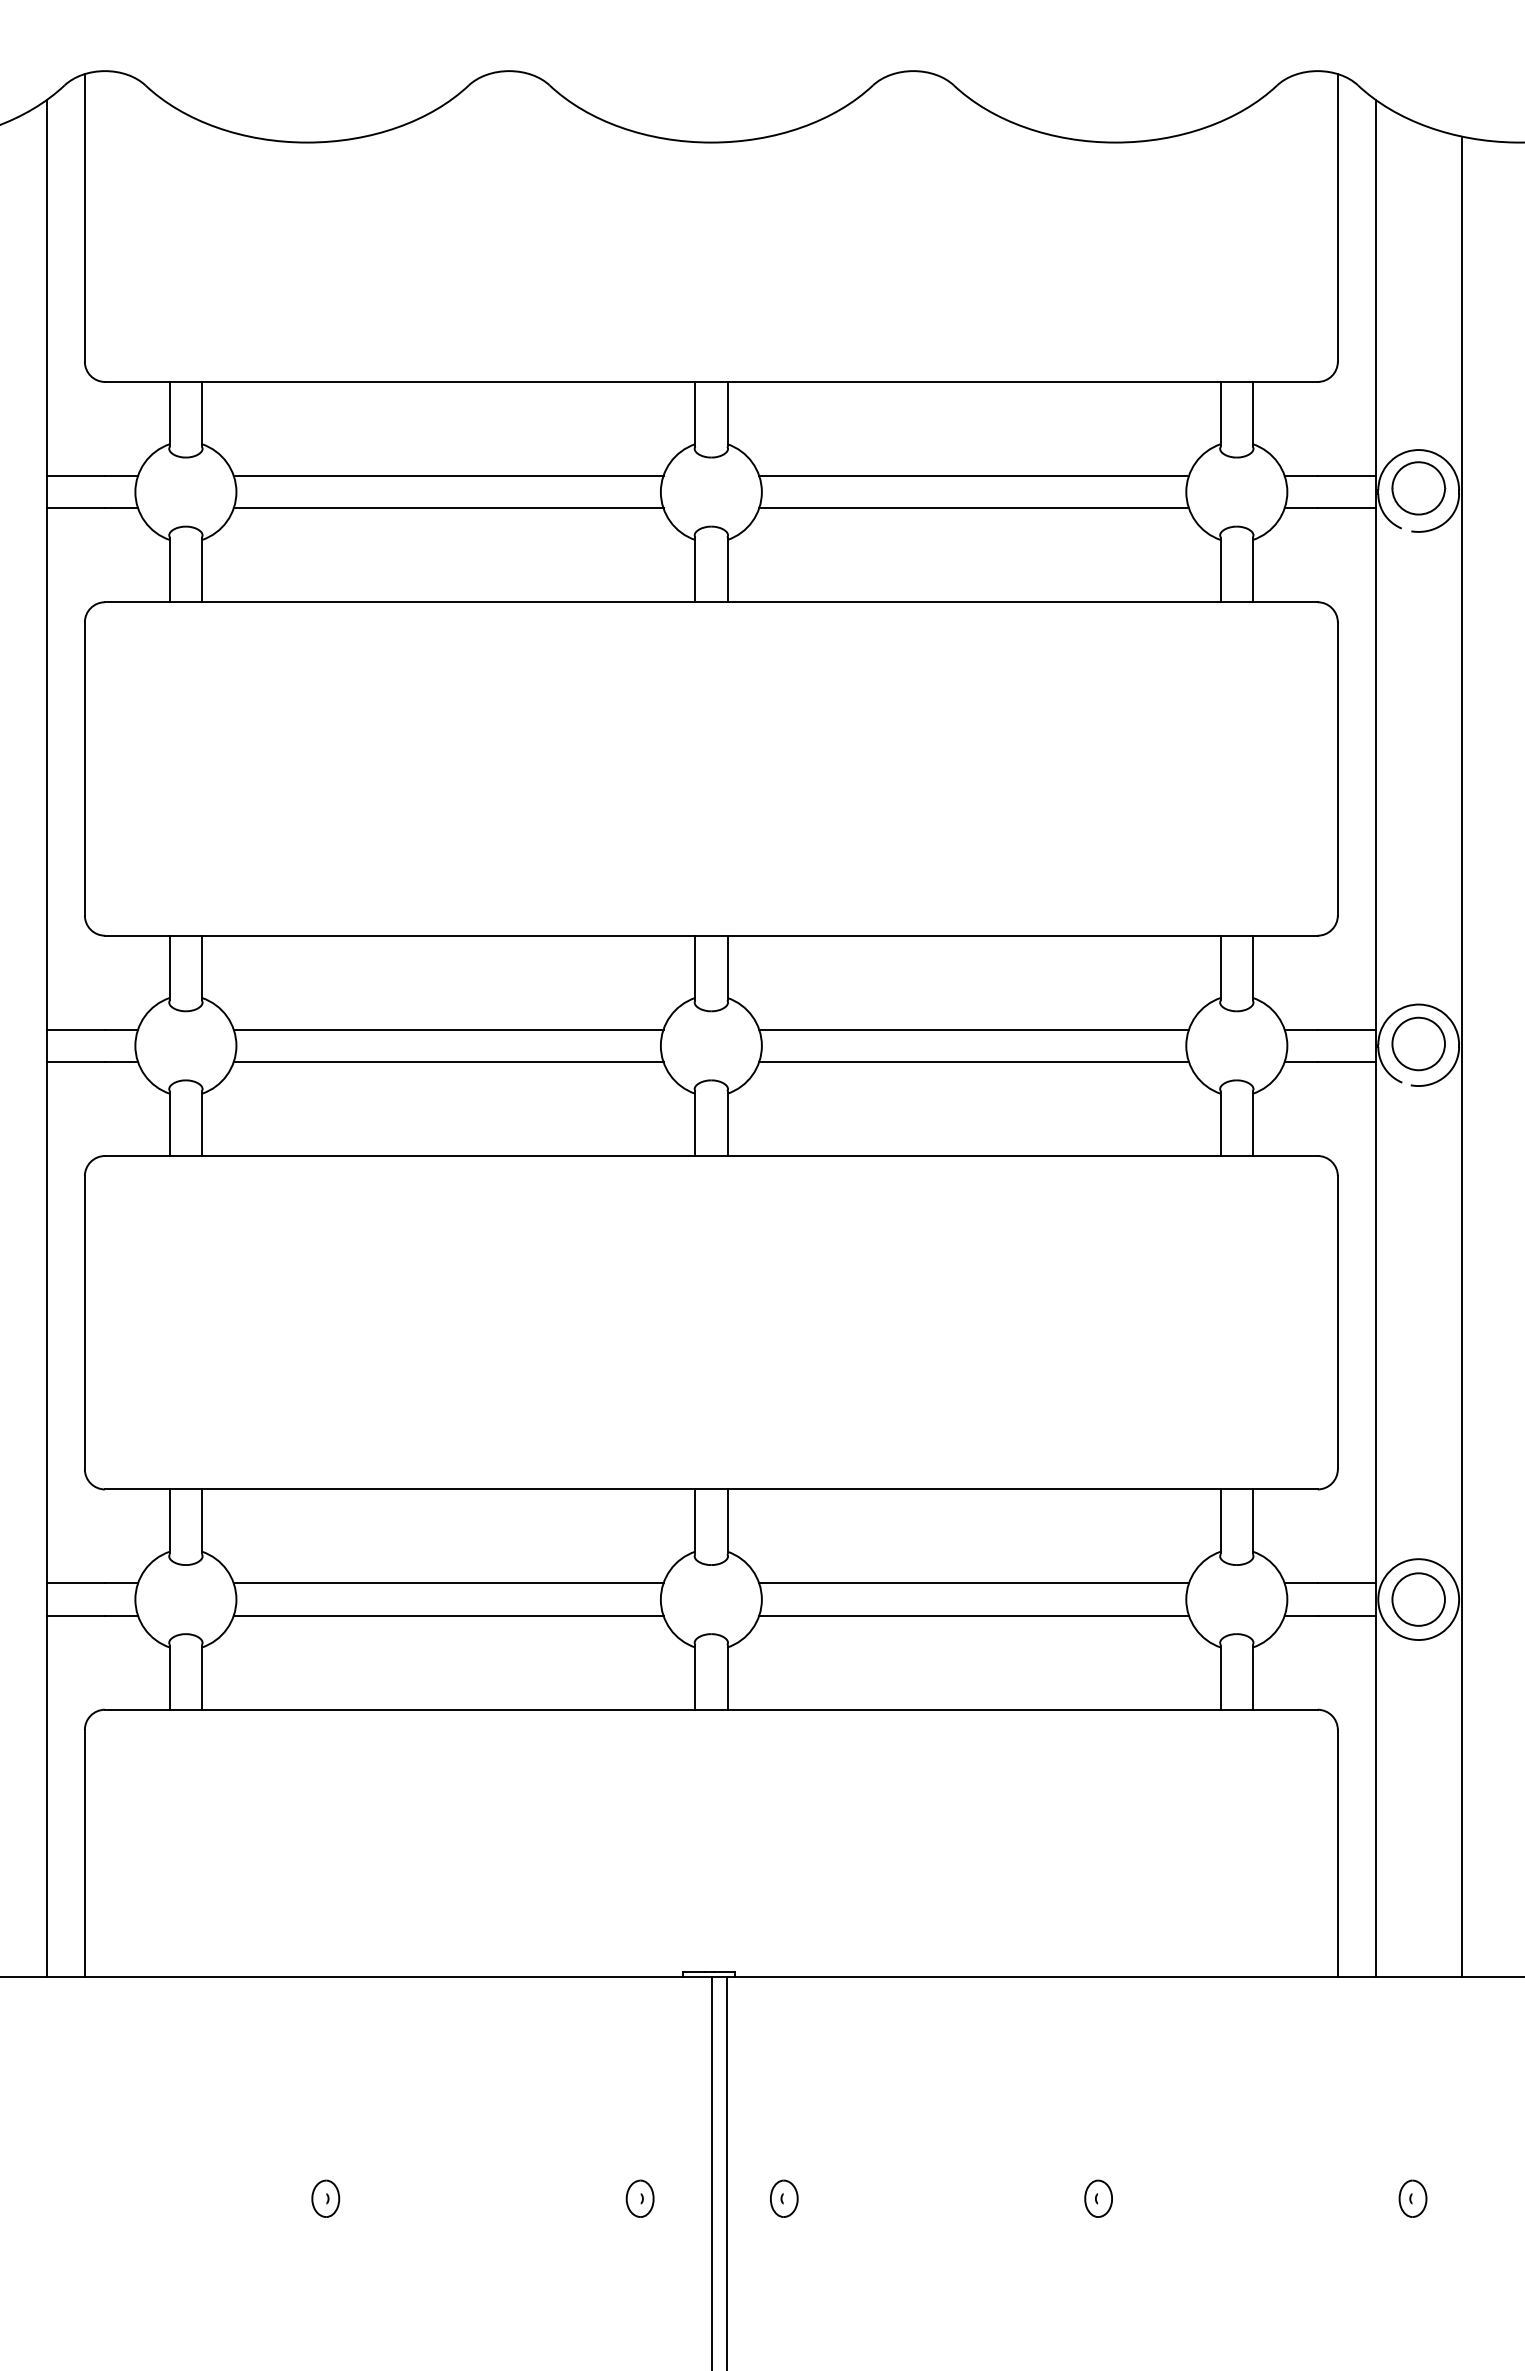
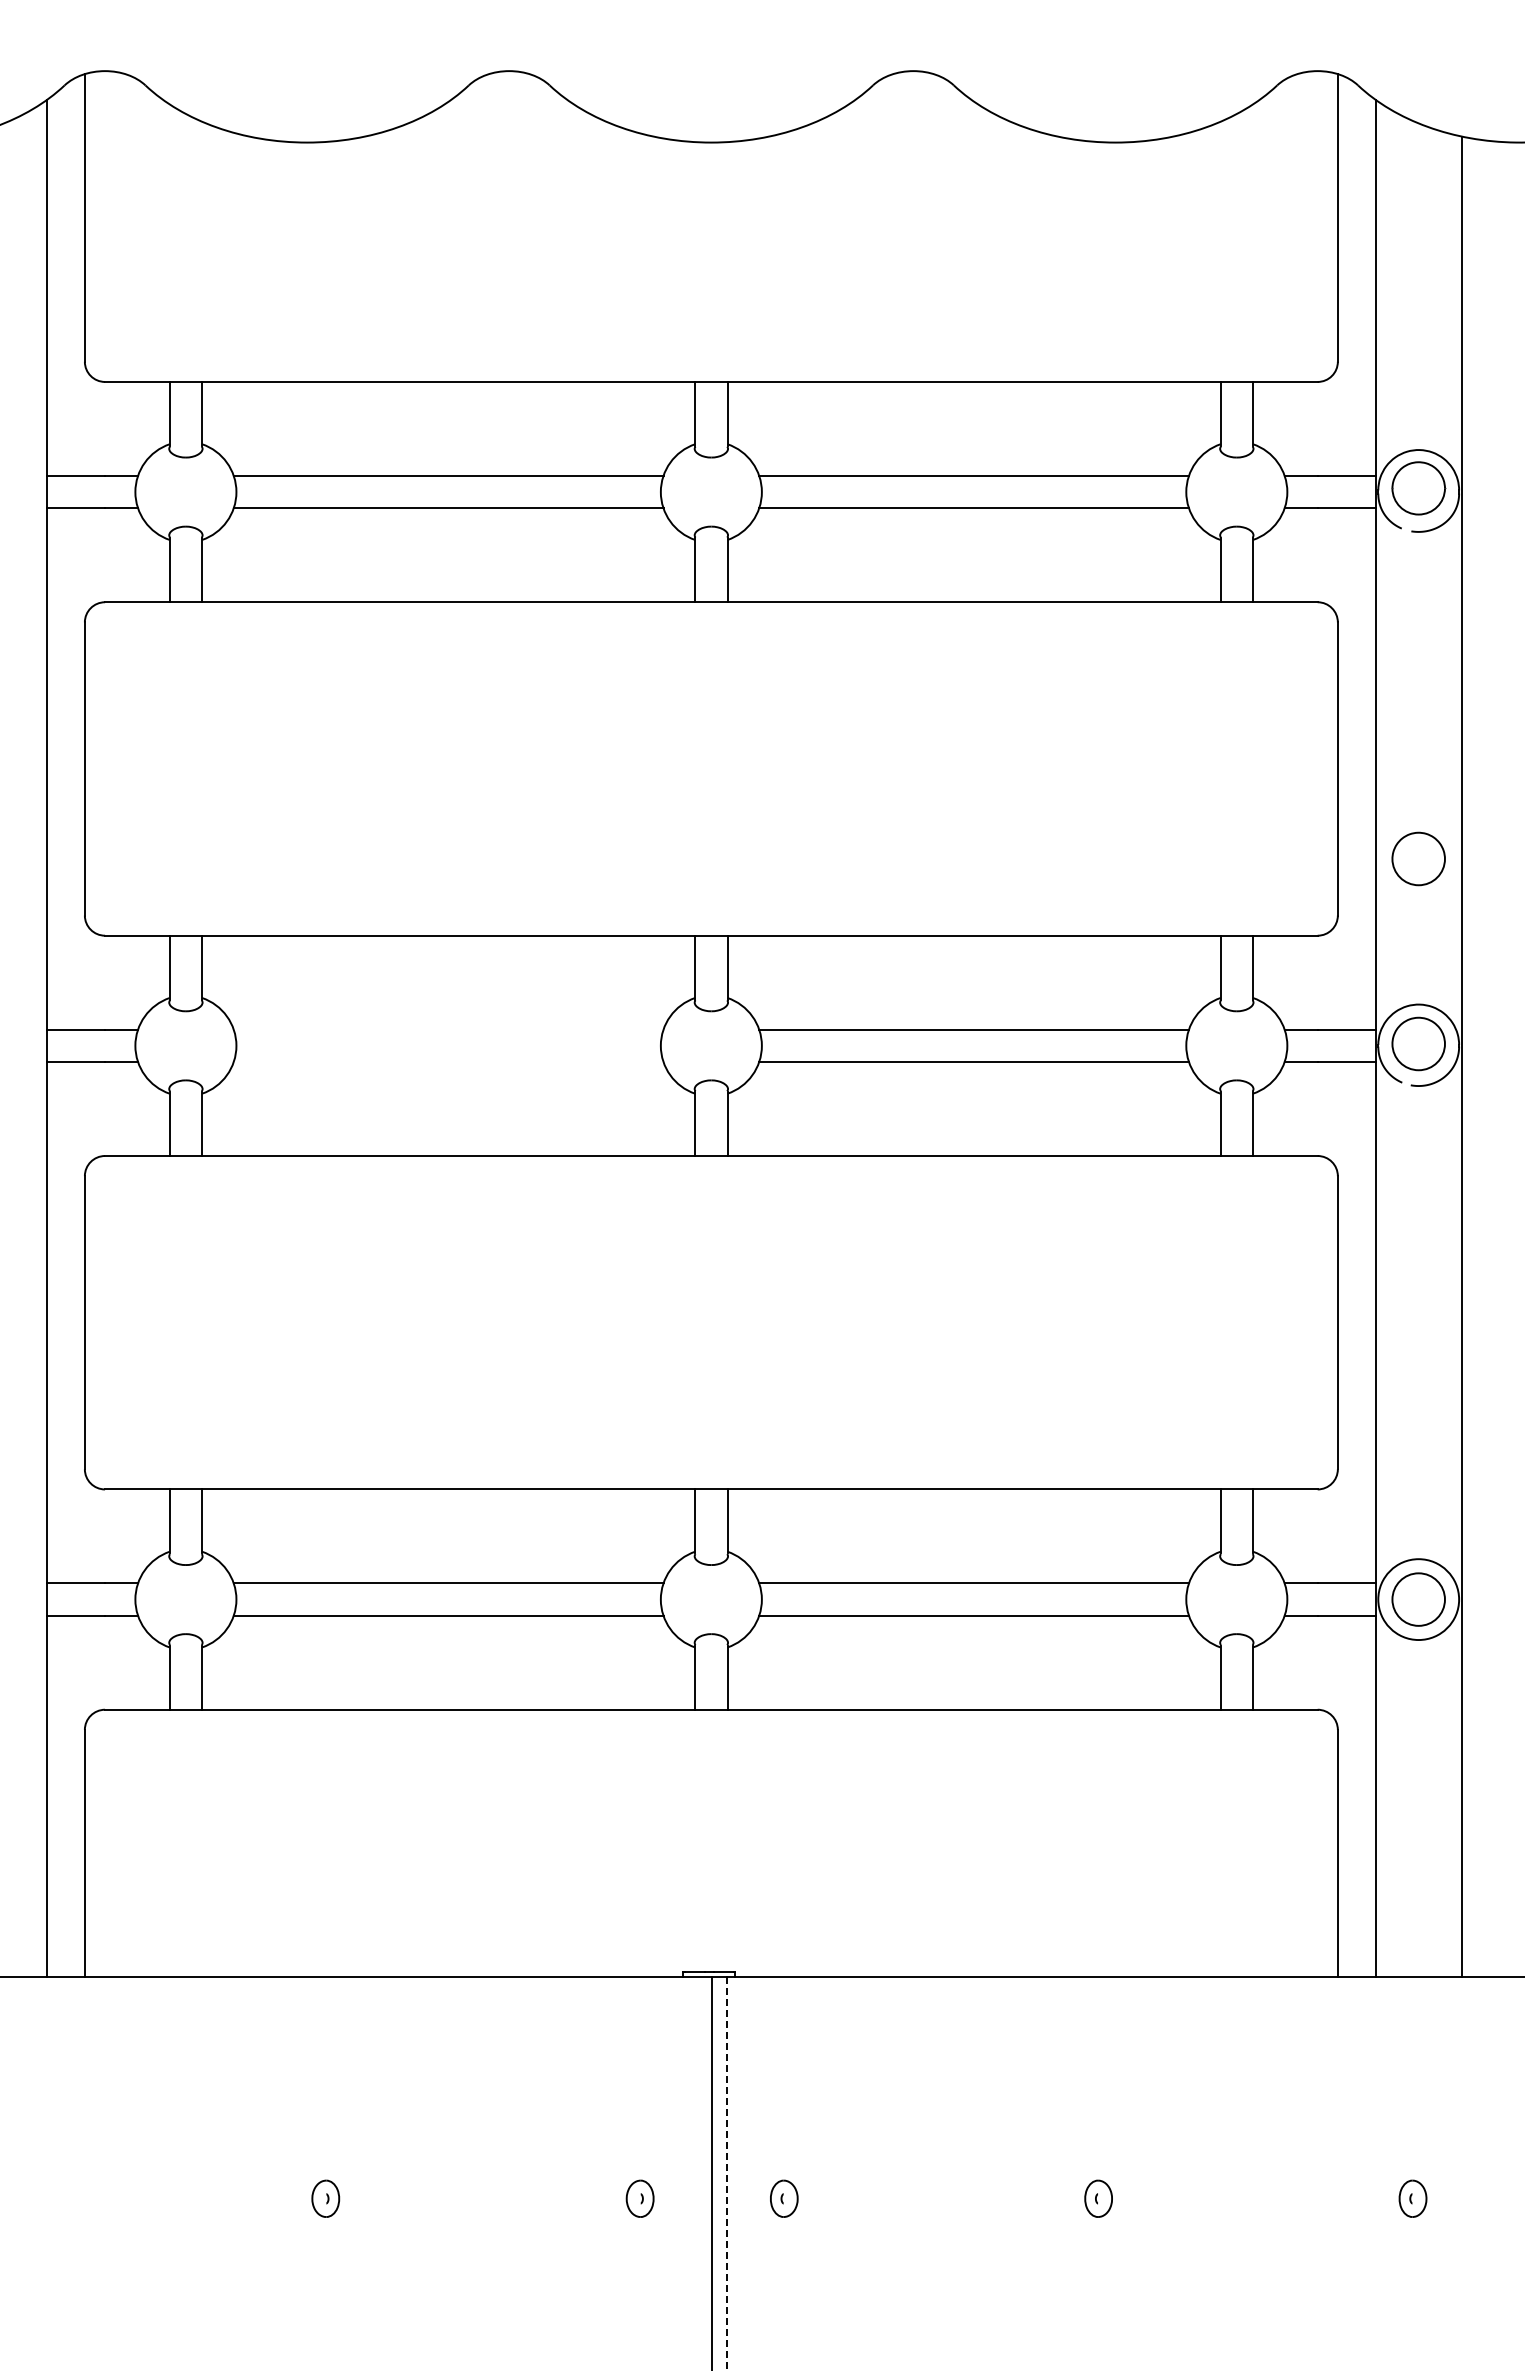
part: none -> present (1418, 858)
line: present -> none (448, 1029)
line: present -> none (448, 1062)
line: solid -> dashed (726, 2173)
